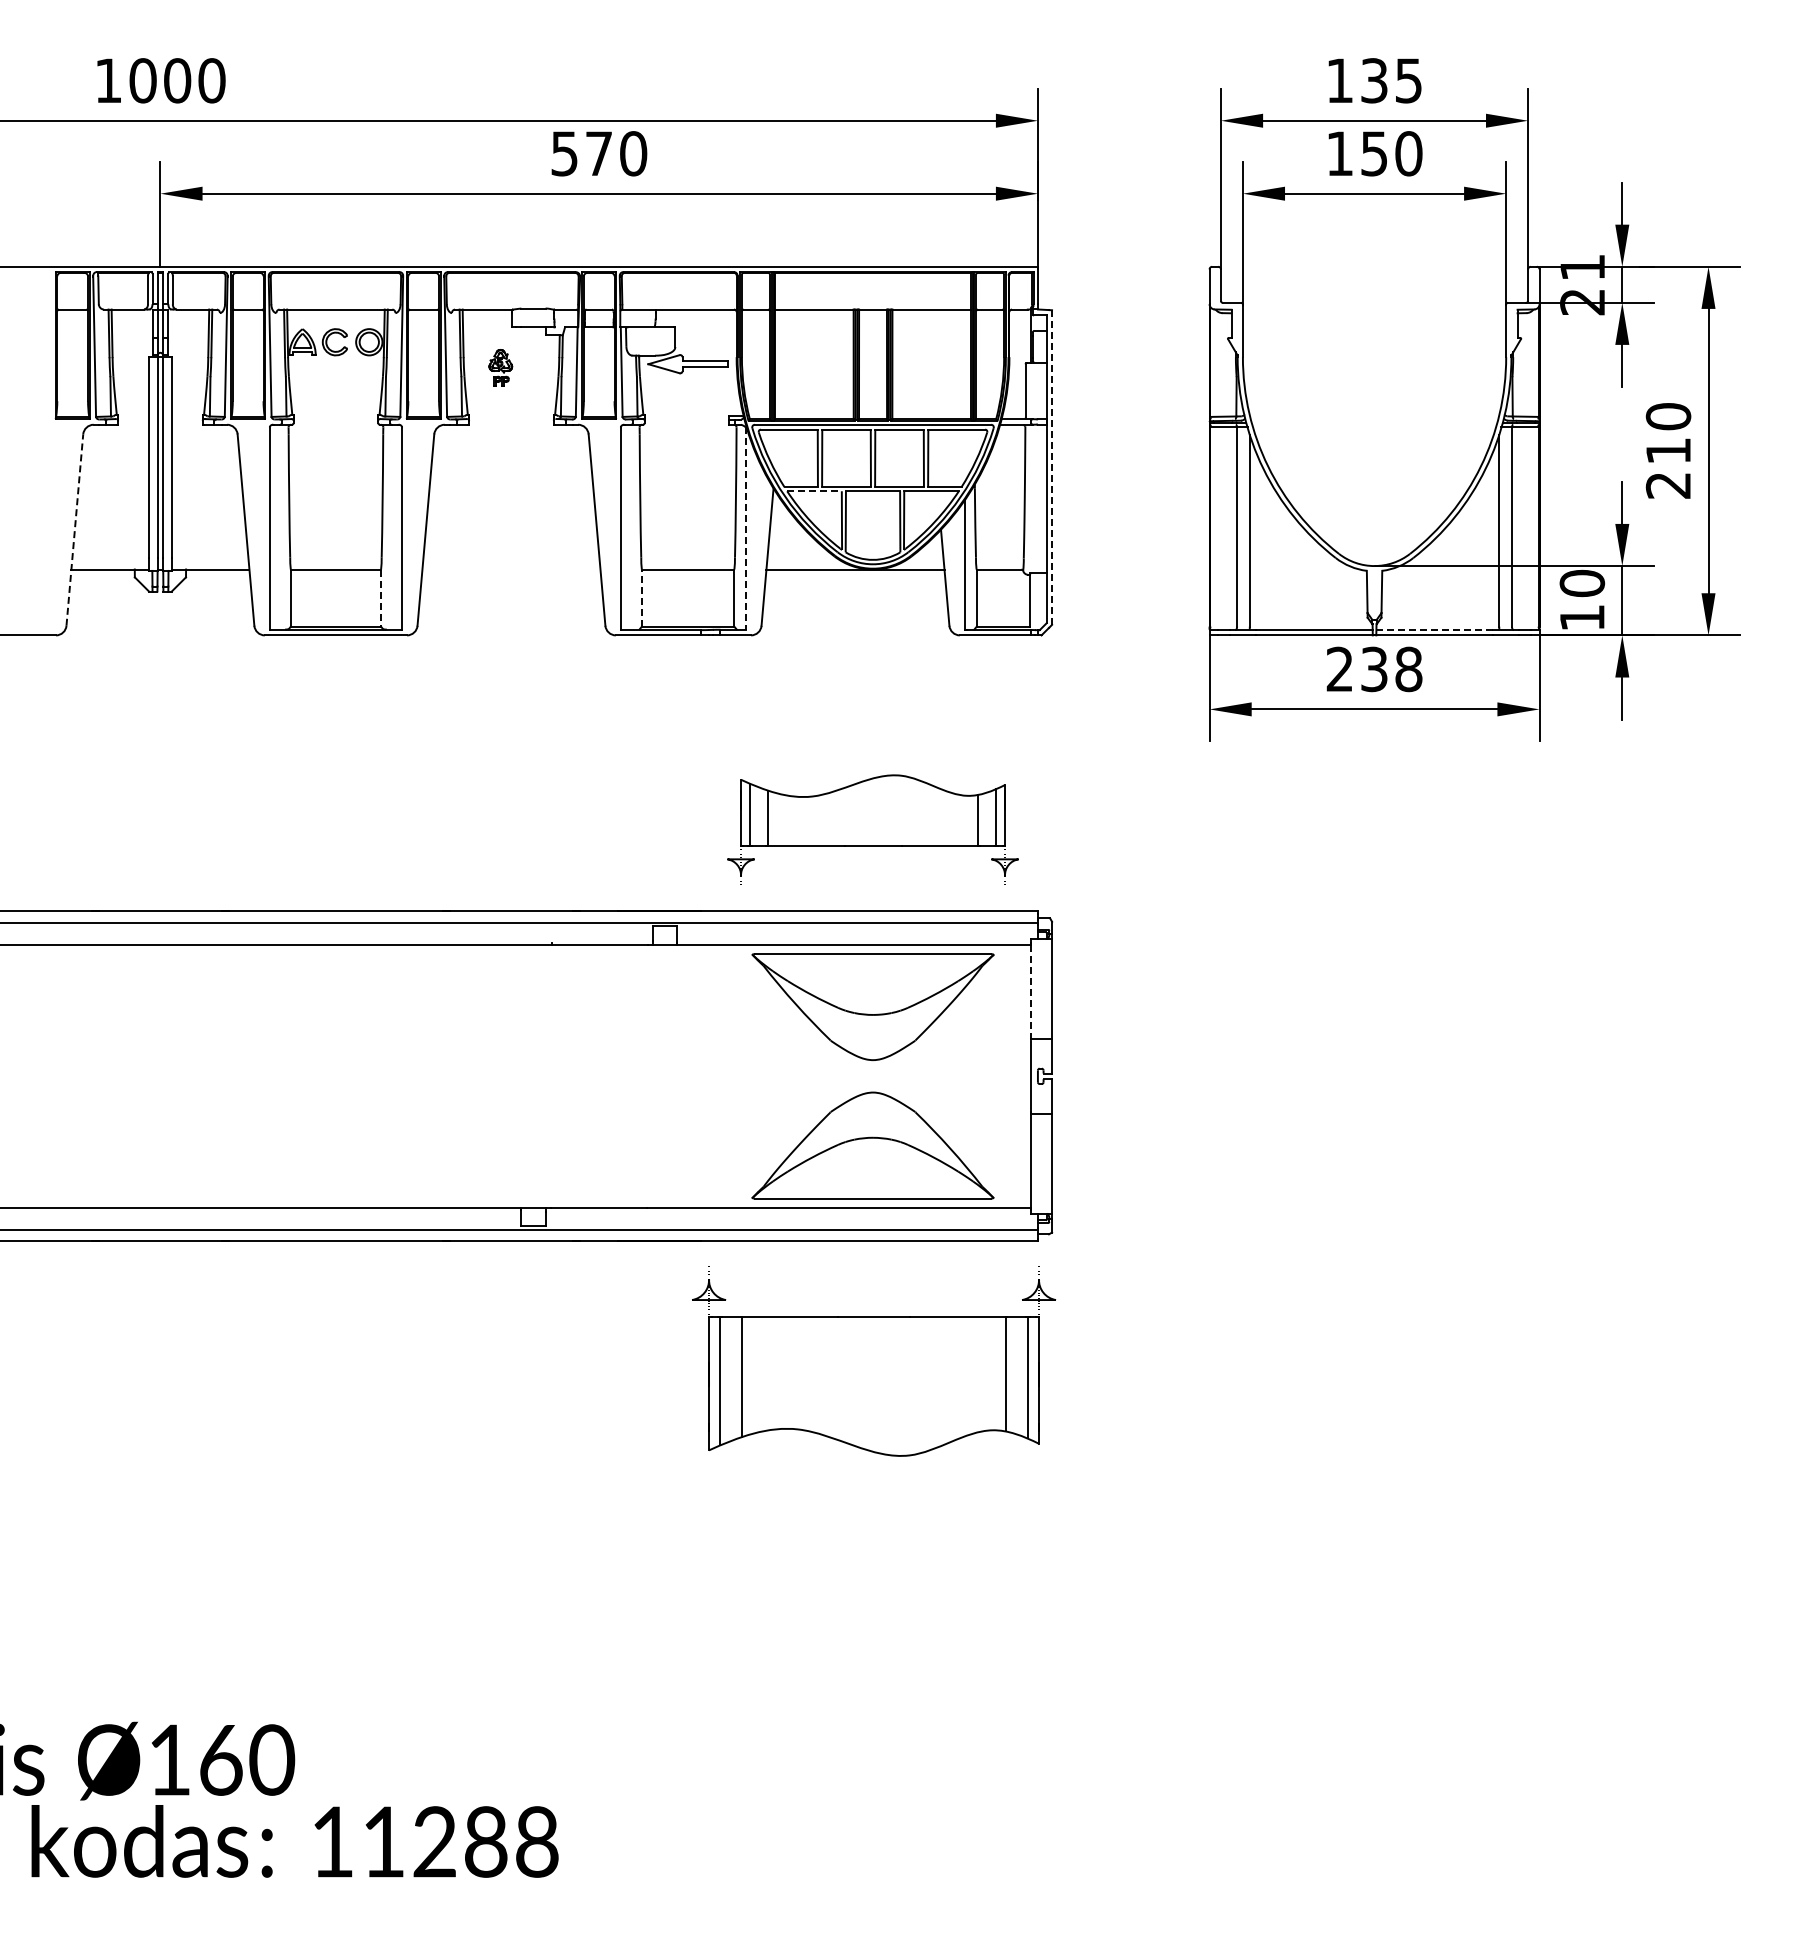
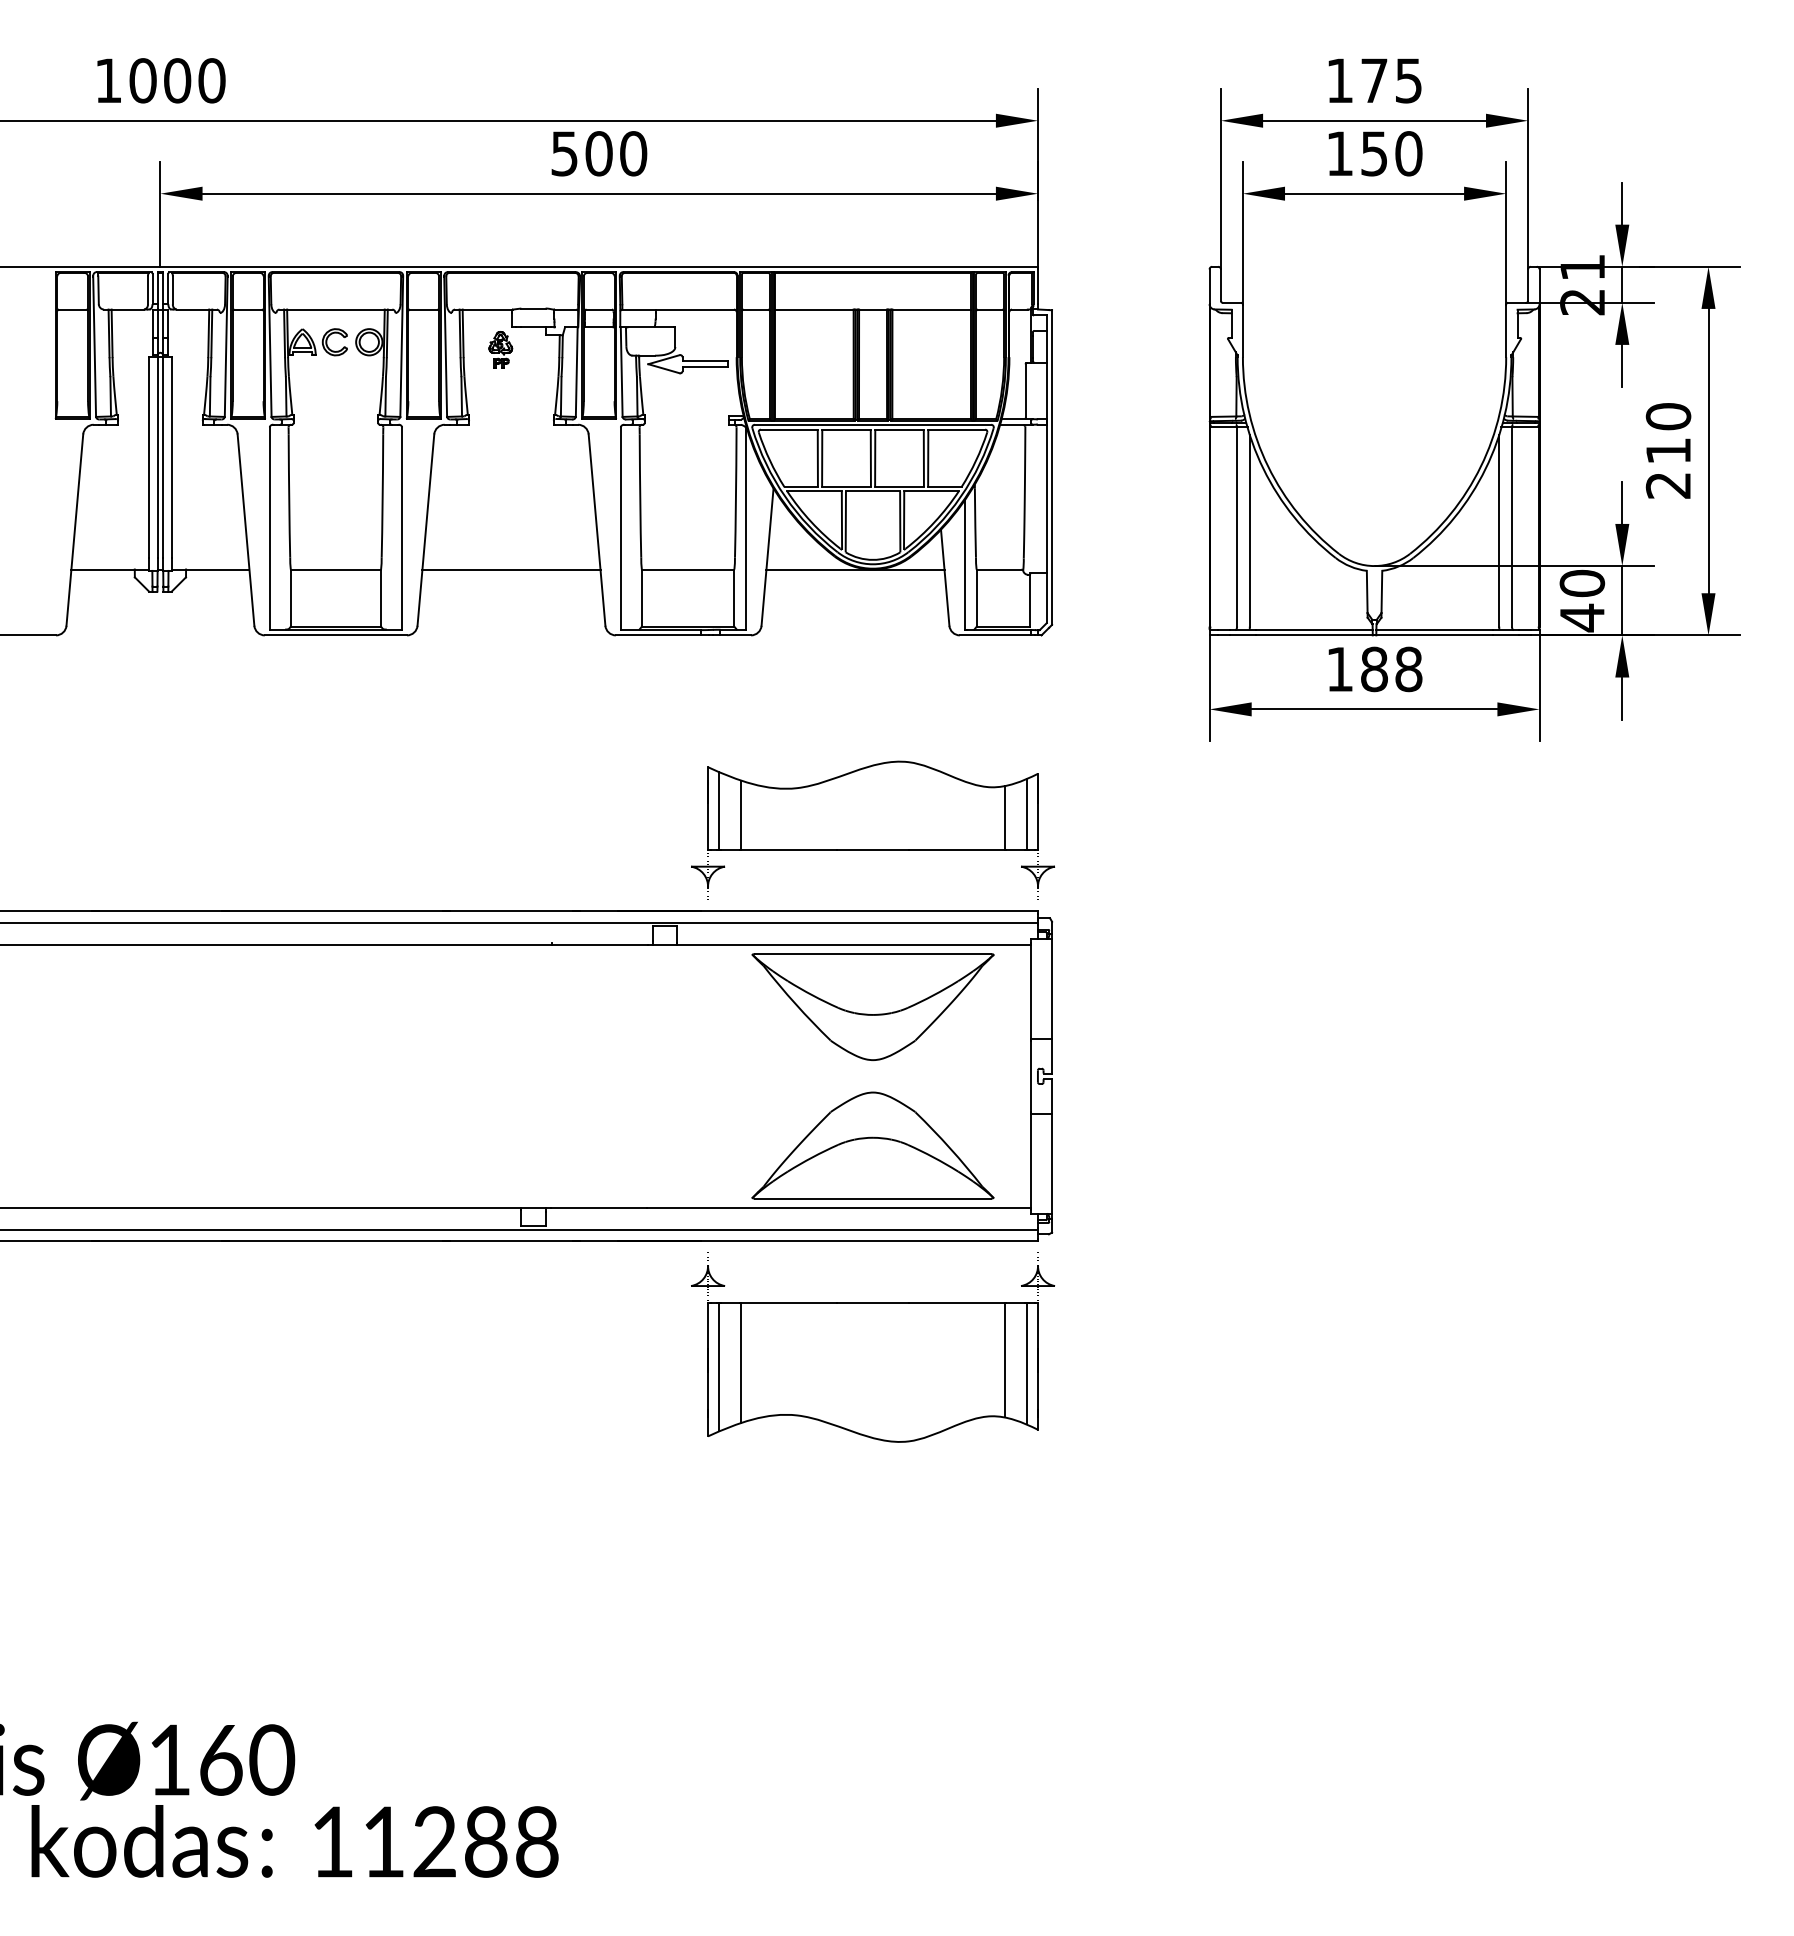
text: 135 -> 175 (1374, 80)
text: 570 -> 500 (598, 153)
part position: (500, 367) -> (500, 349) (500, 349)
line: dashed -> solid (1052, 468)
line: dashed -> solid (815, 491)
line: dashed -> solid (74, 529)
line: dashed -> solid (745, 529)
line: none -> present (511, 569)
line: dashed -> solid (381, 598)
line: dashed -> solid (641, 598)
text: 10 -> 40 (1582, 617)
line: dashed -> solid (1435, 630)
text: 238 -> 188 (1356, 669)
part size: 292x111 px -> 364x140 px (872, 829)
line: dashed -> solid (1031, 993)
part position: (874, 1361) -> (873, 1347) (873, 1347)
